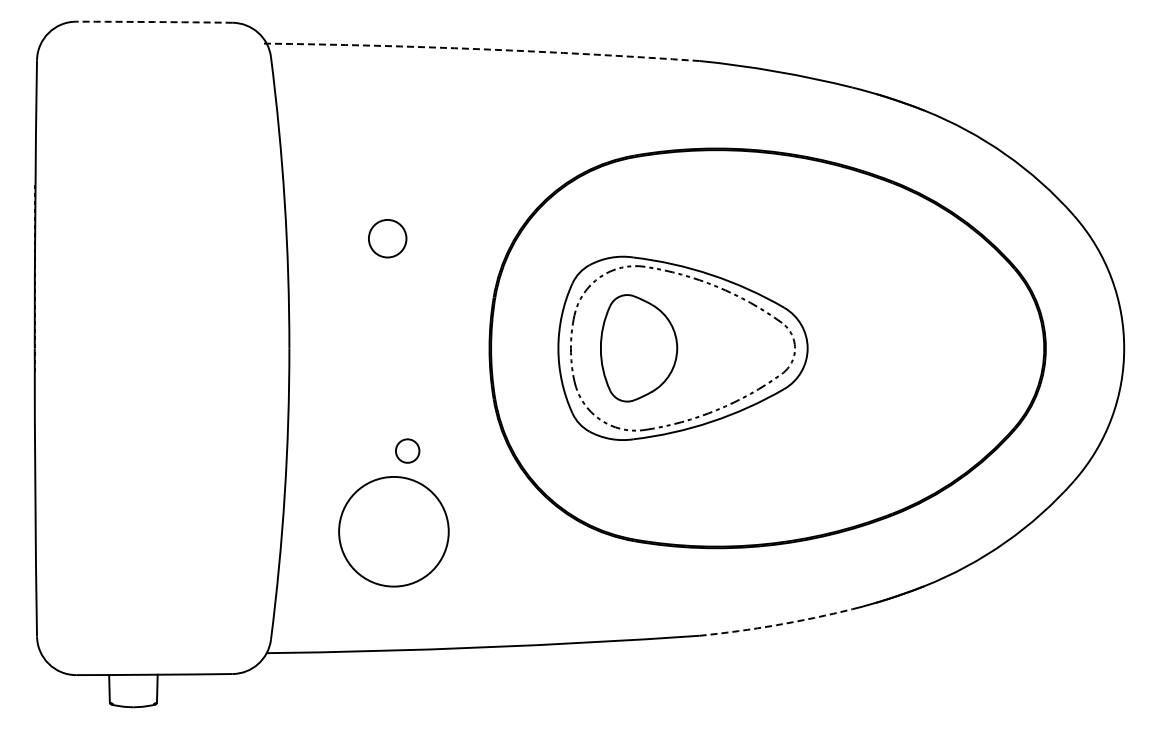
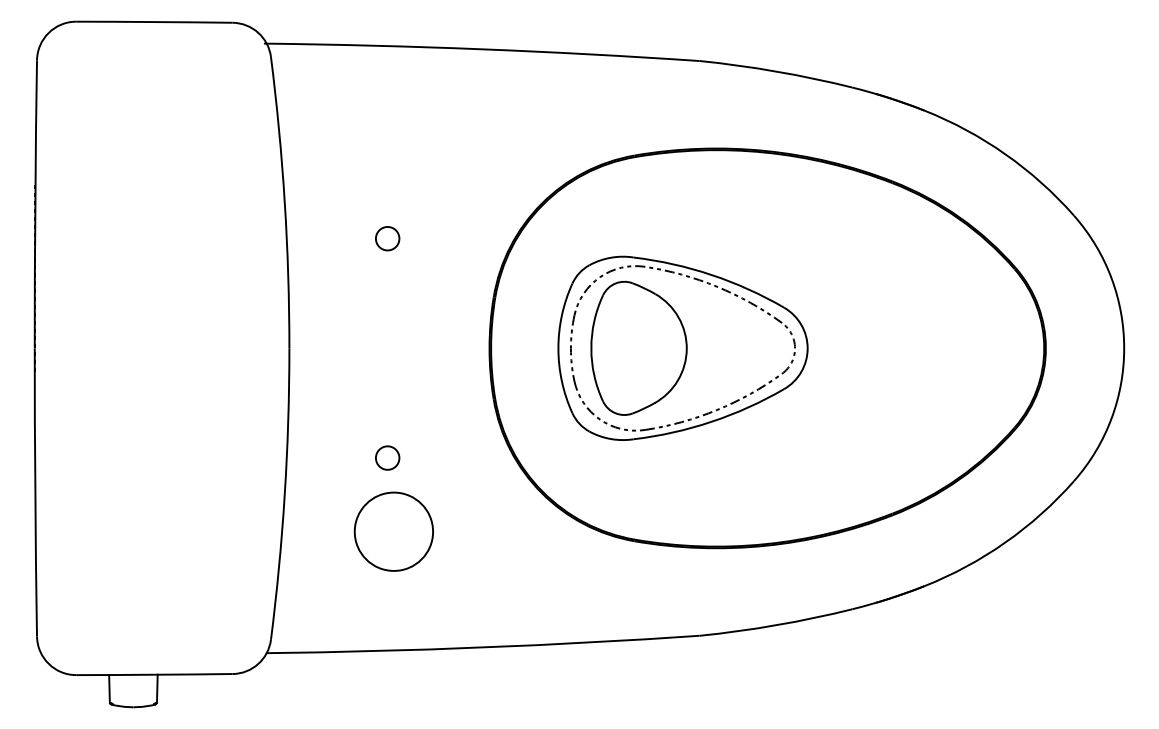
arc: dashed -> solid (154, 22)
arc: dashed -> solid (481, 49)
circle diameter: 38 px -> 23 px (387, 238)
part size: 79x109 px -> 98x136 px (638, 347)
circle position: (407, 450) -> (387, 457) (387, 457)
circle diameter: 110 px -> 78 px (393, 531)
arc: dashed -> solid (776, 625)
